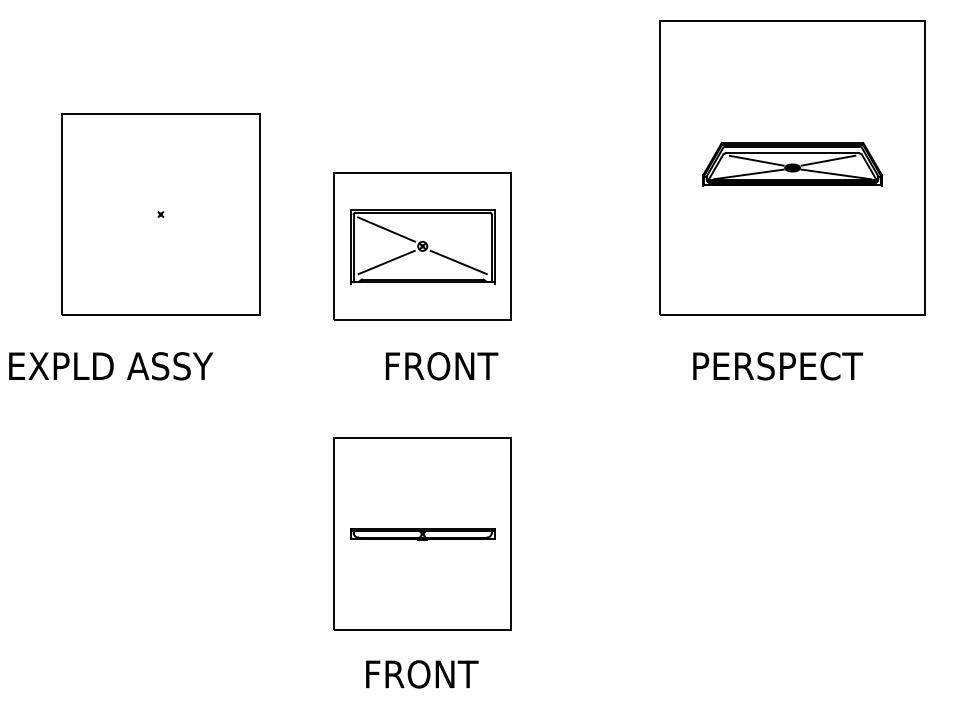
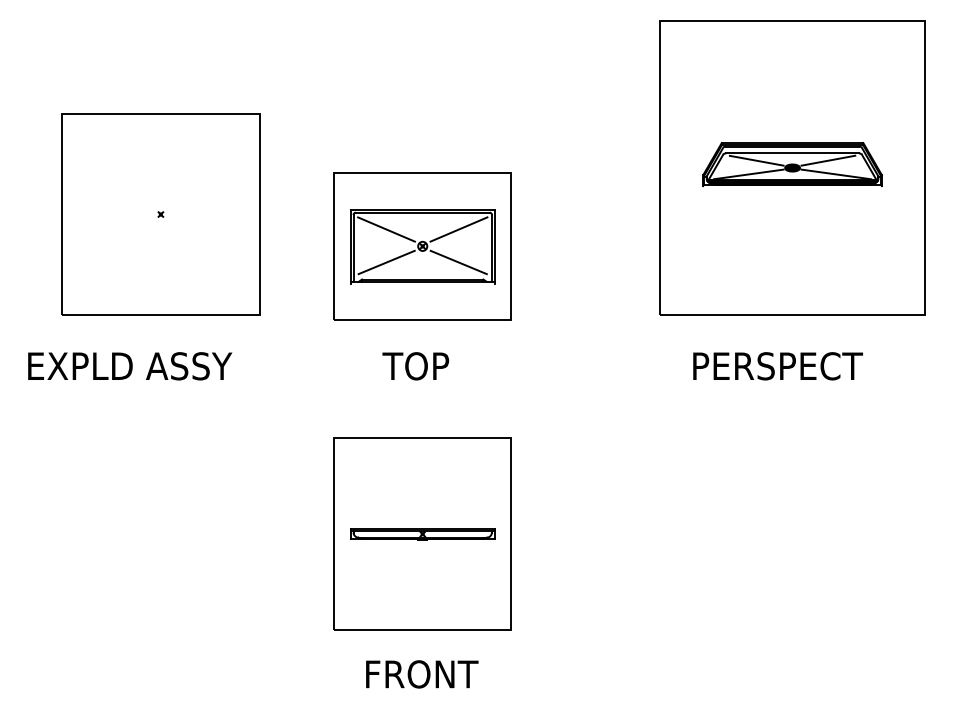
line: none -> present (458, 229)
text position: (111, 366) -> (130, 366) (130, 366)
text: FRONT -> TOP (440, 366)
